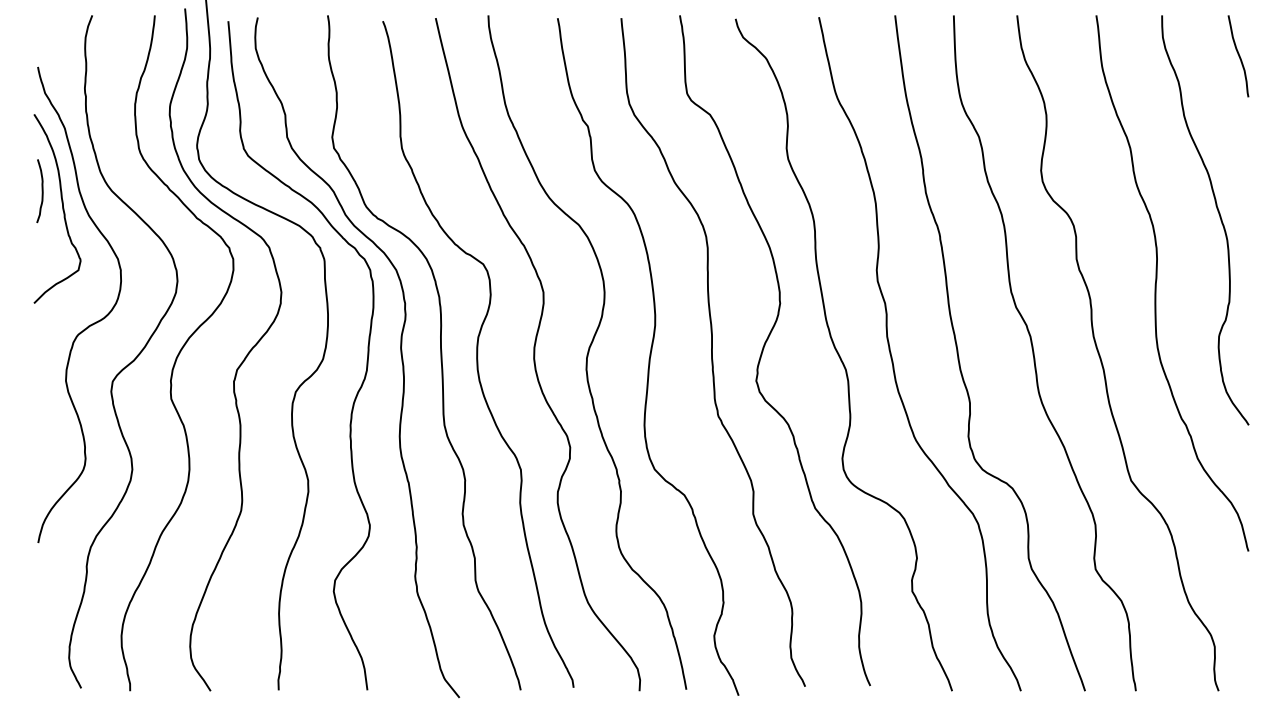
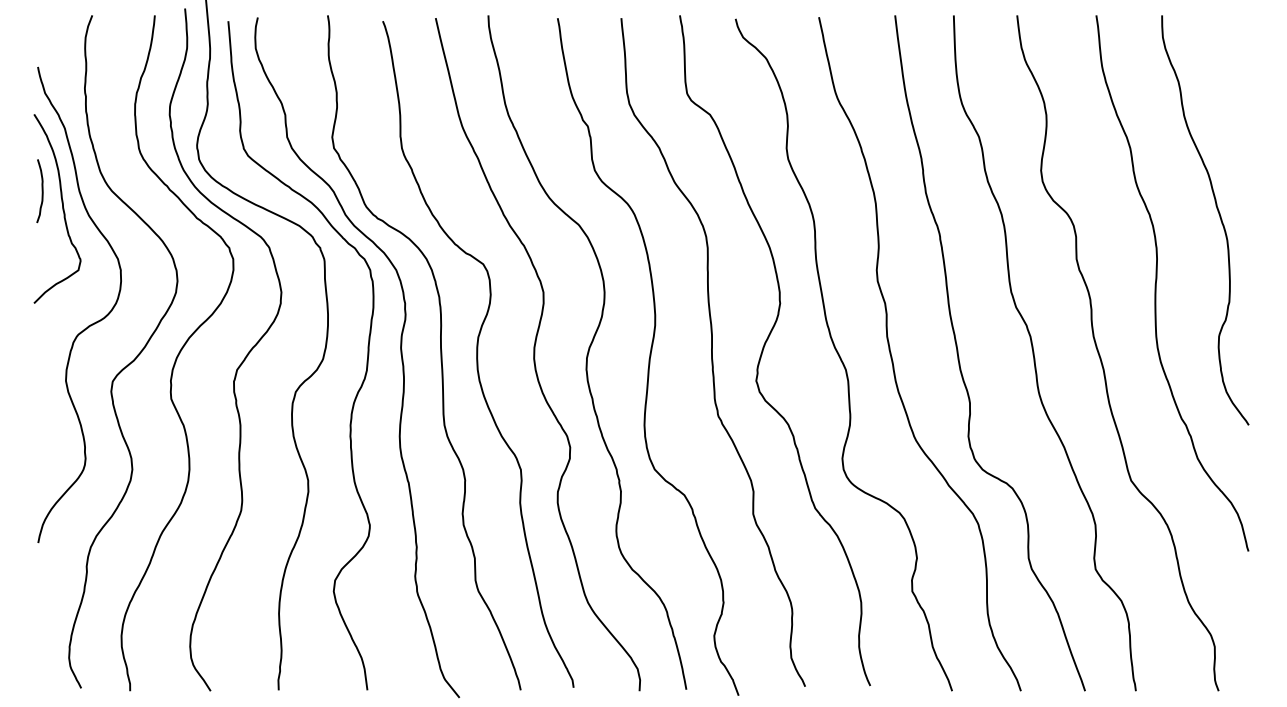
curve: present -> none (1238, 56)
